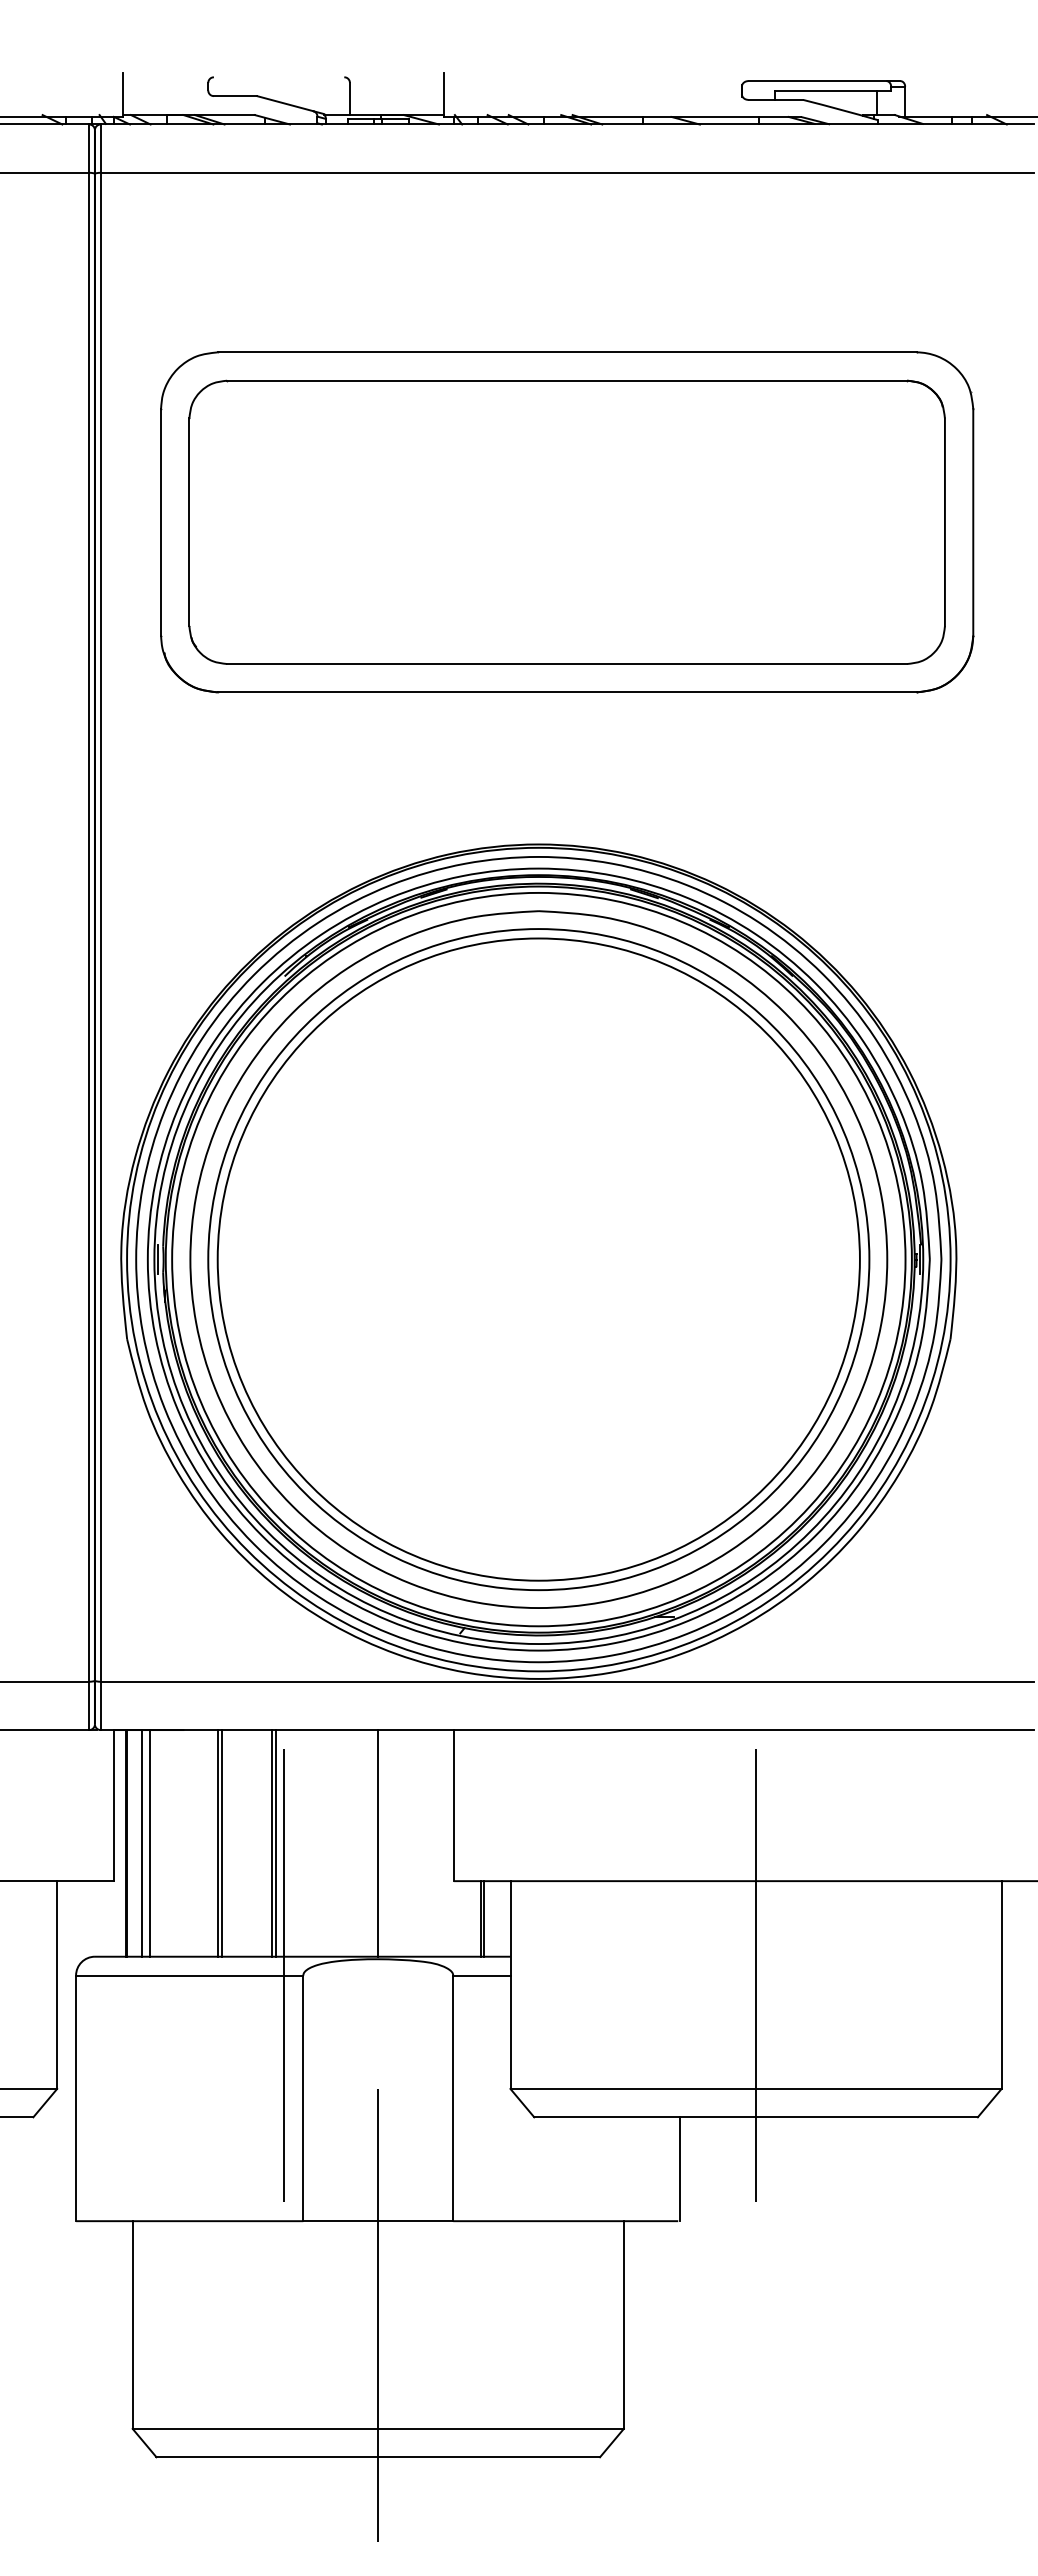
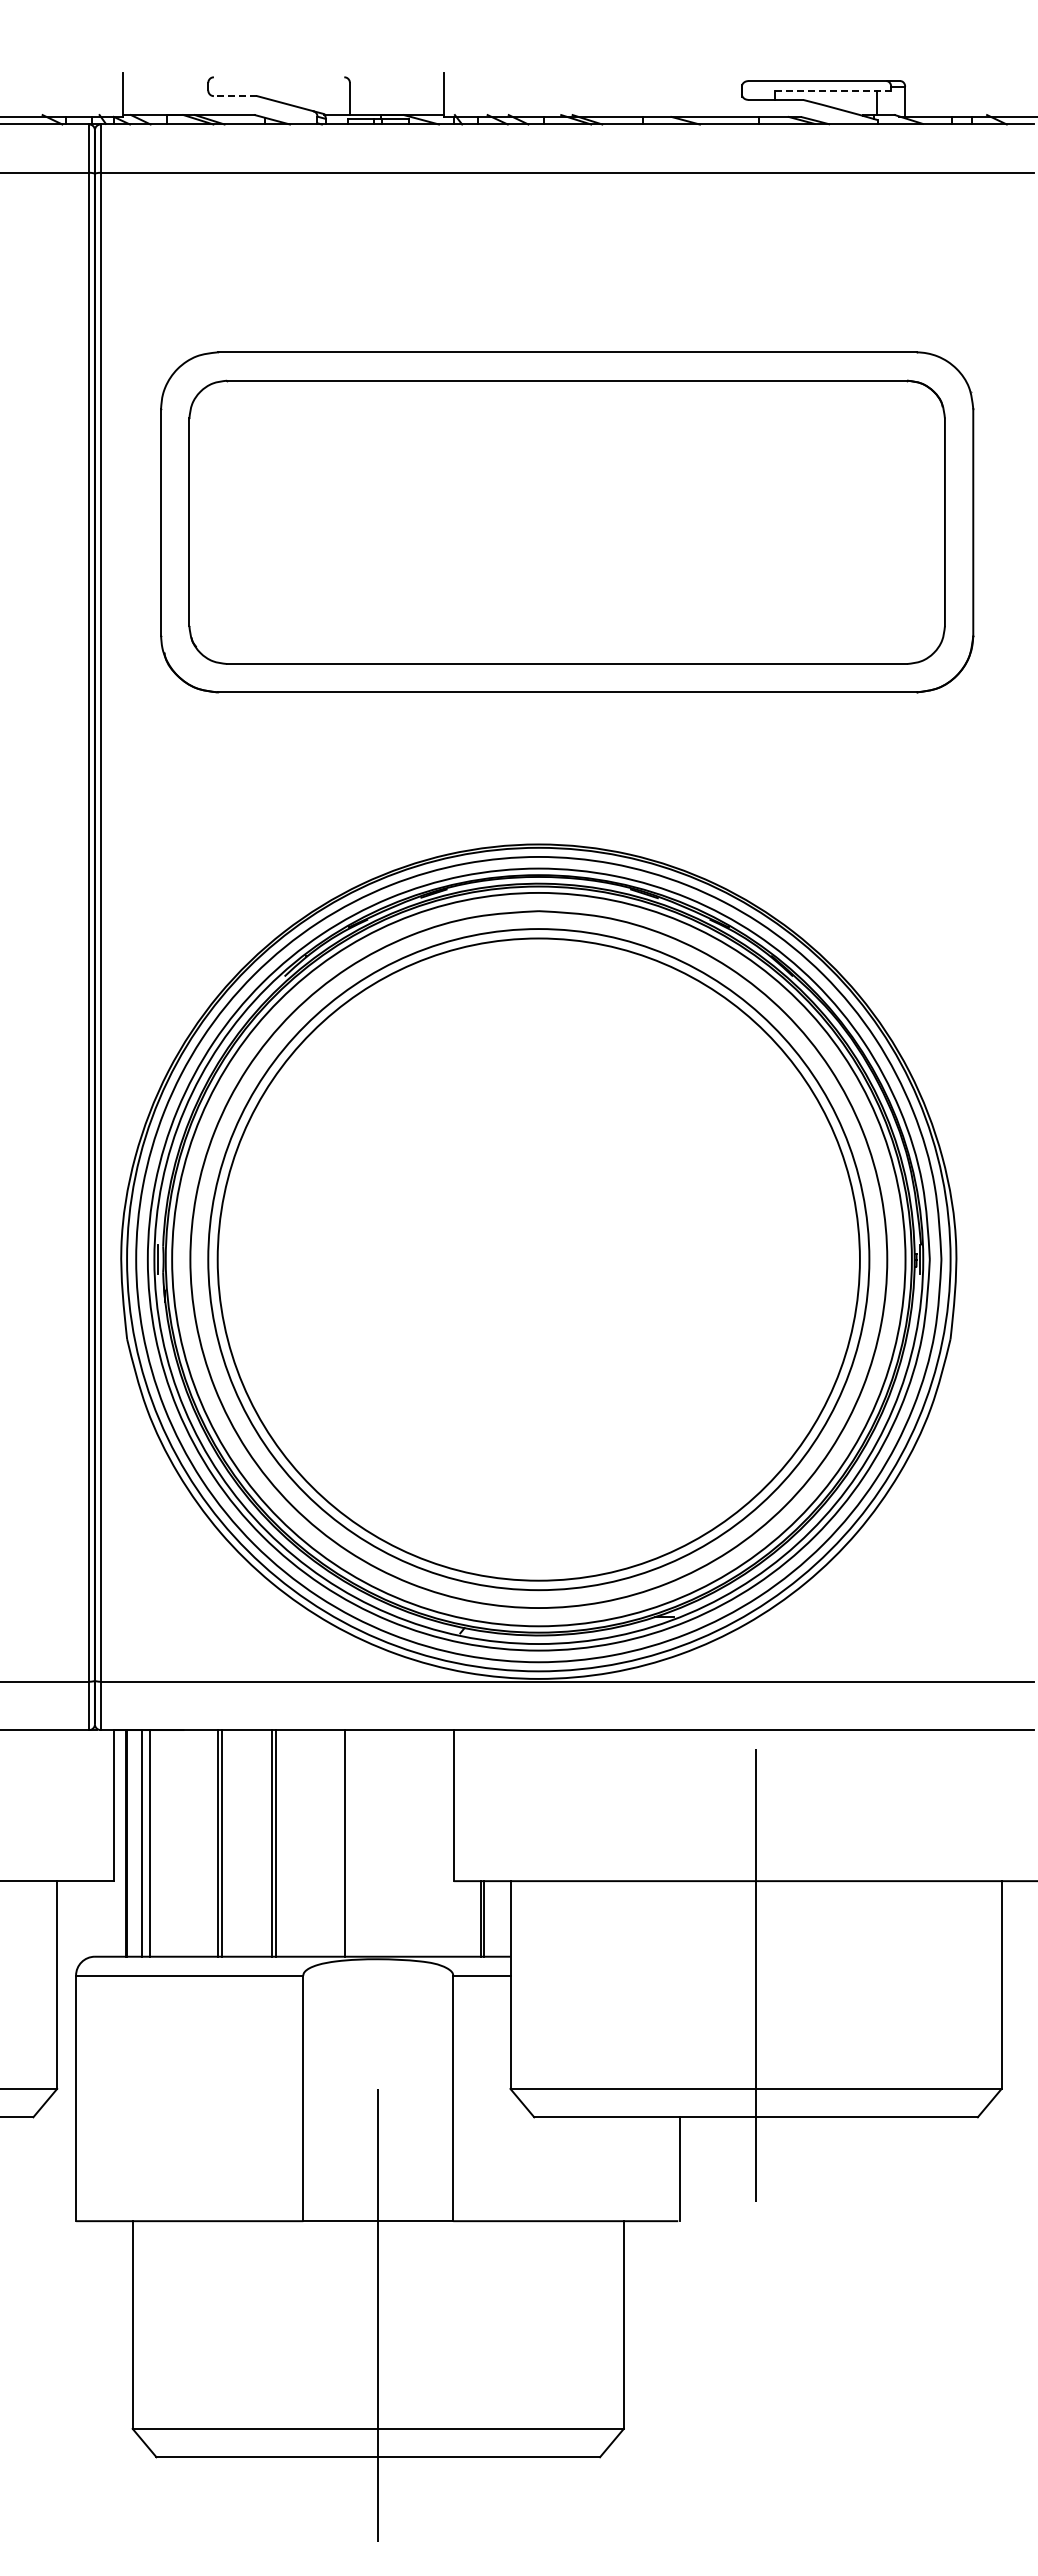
line: solid -> dashed (833, 90)
line: solid -> dashed (235, 96)
line position: (378, 1843) -> (345, 1843) (345, 1843)
line: present -> none (283, 1975)
